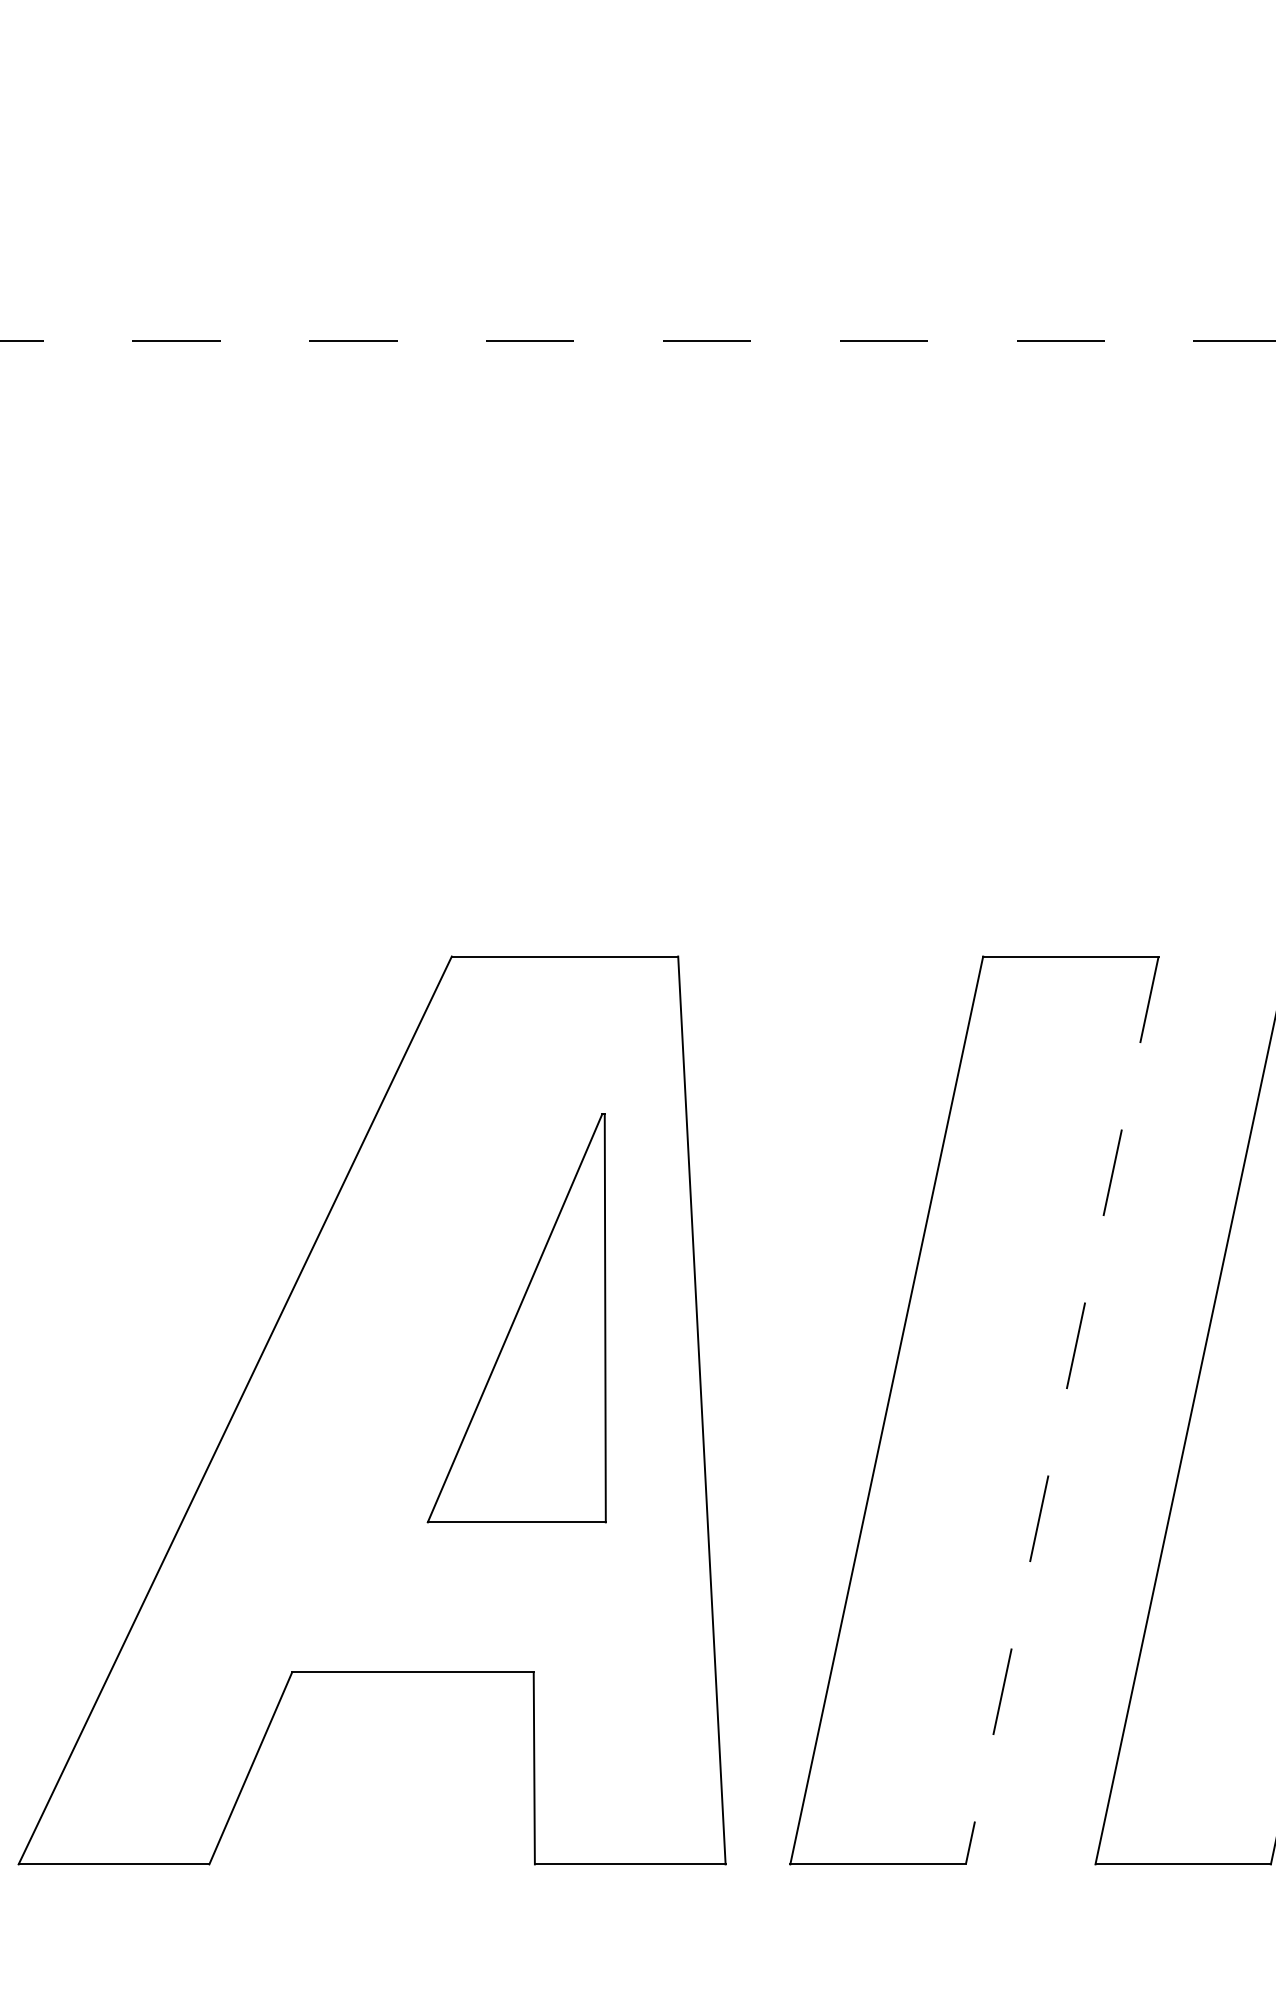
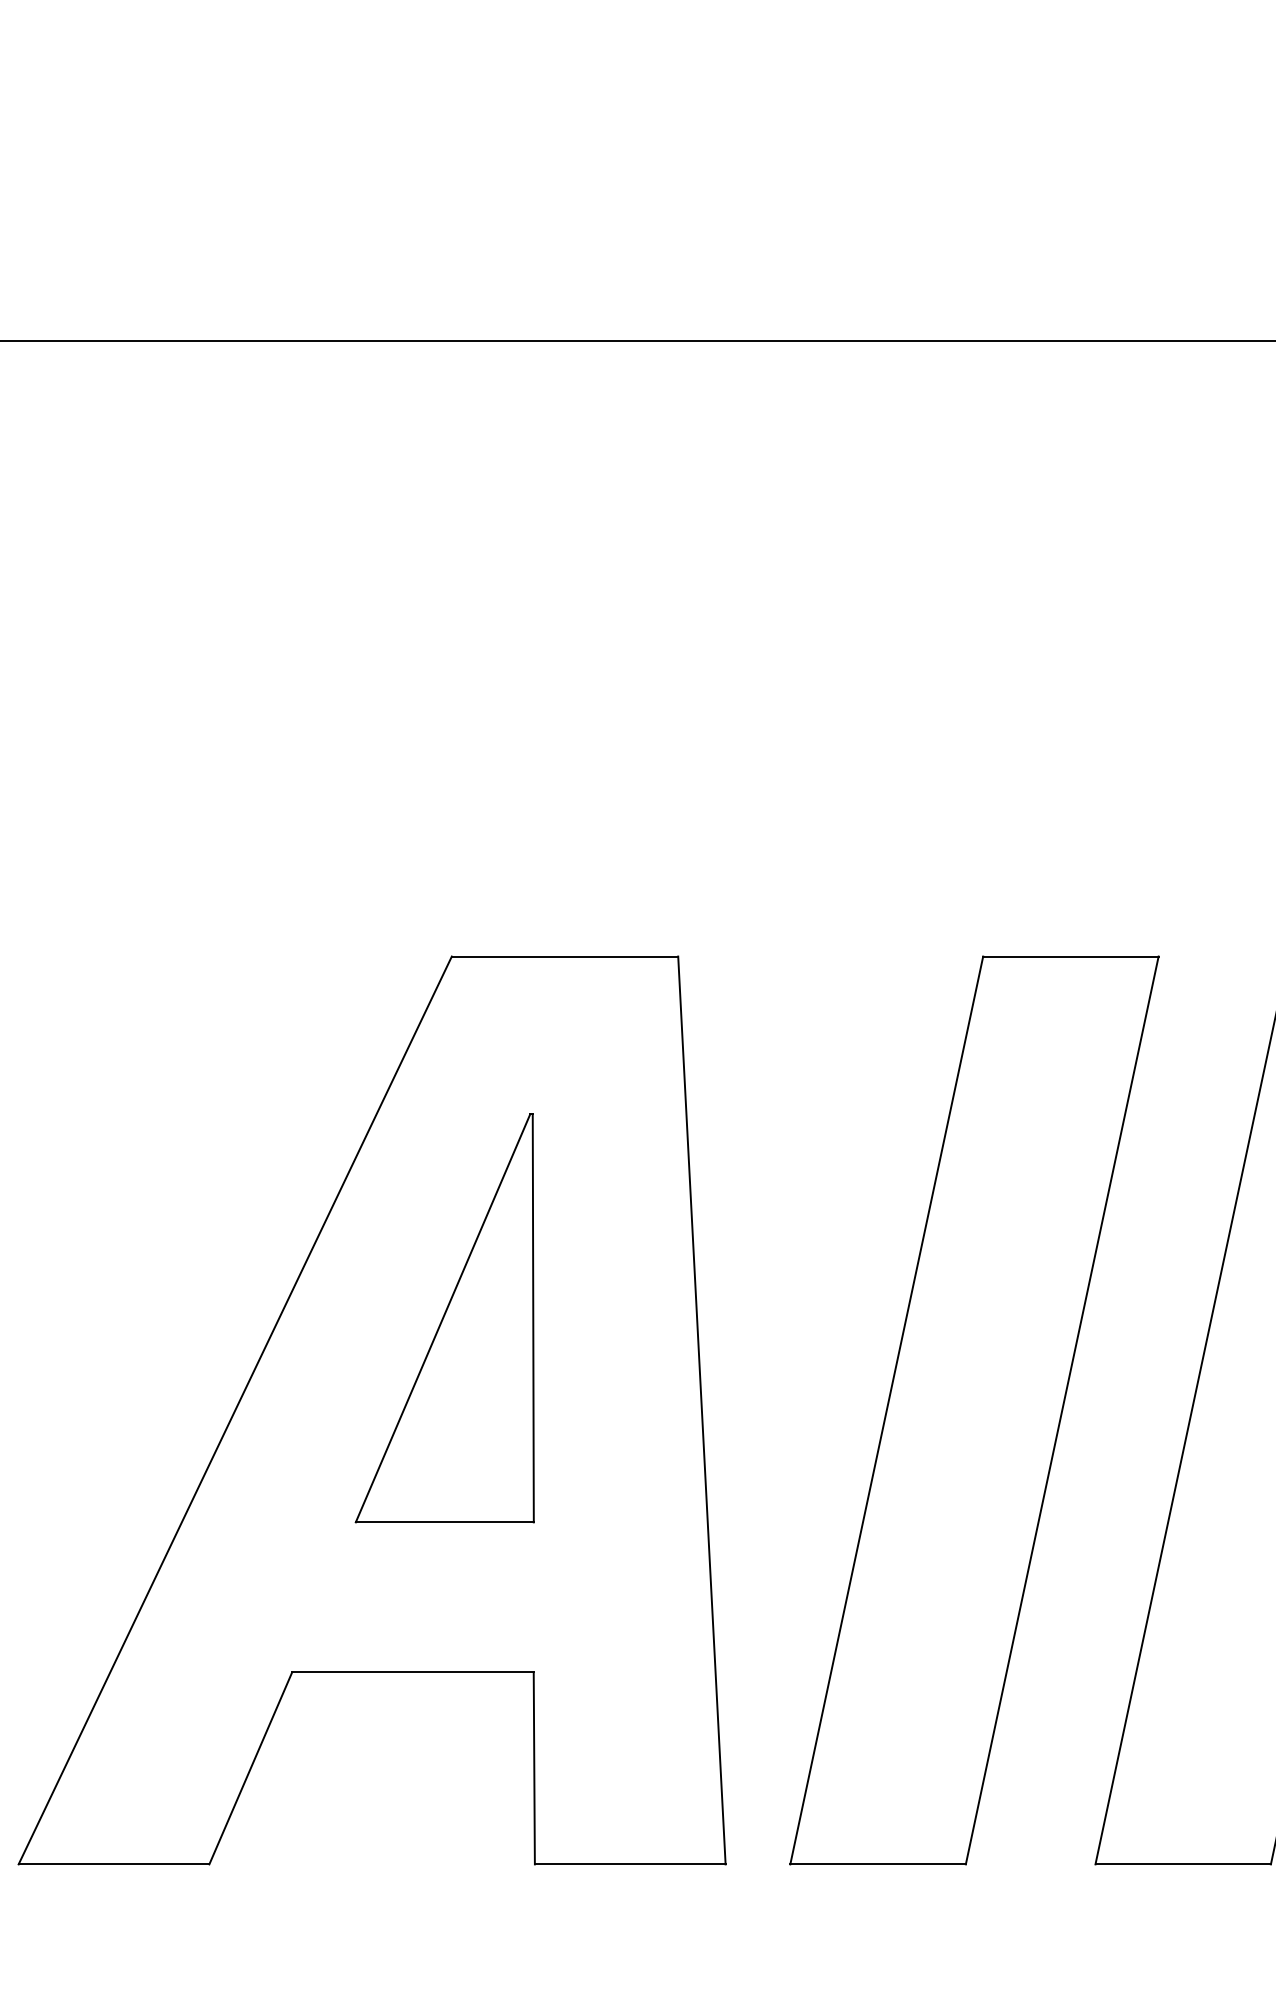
line: dashed -> solid (637, 340)
part position: (516, 1318) -> (444, 1318) (444, 1318)
line: dashed -> solid (1062, 1410)
